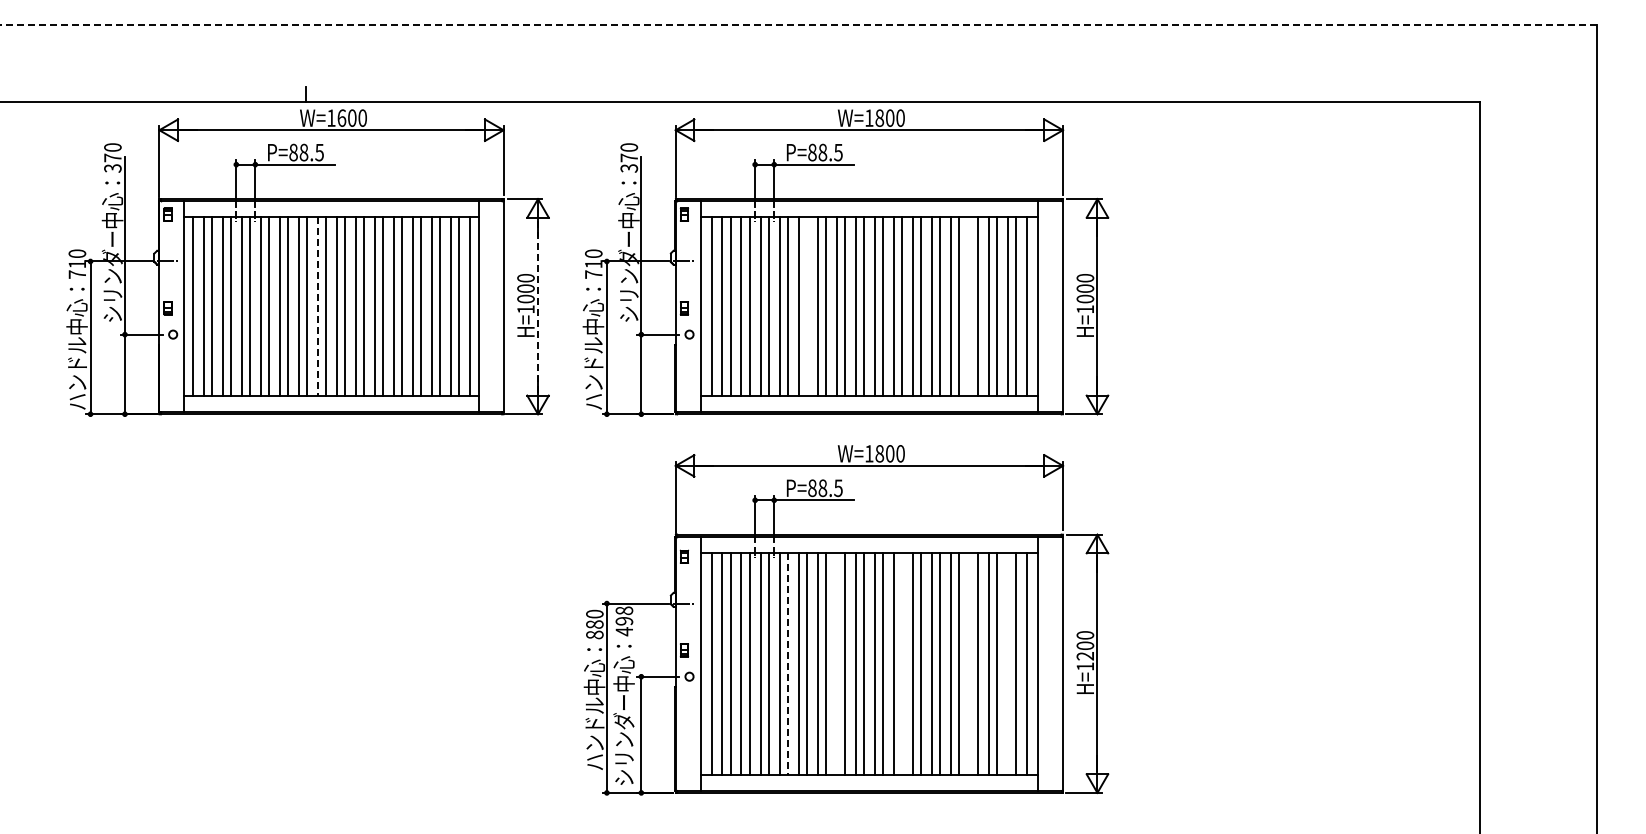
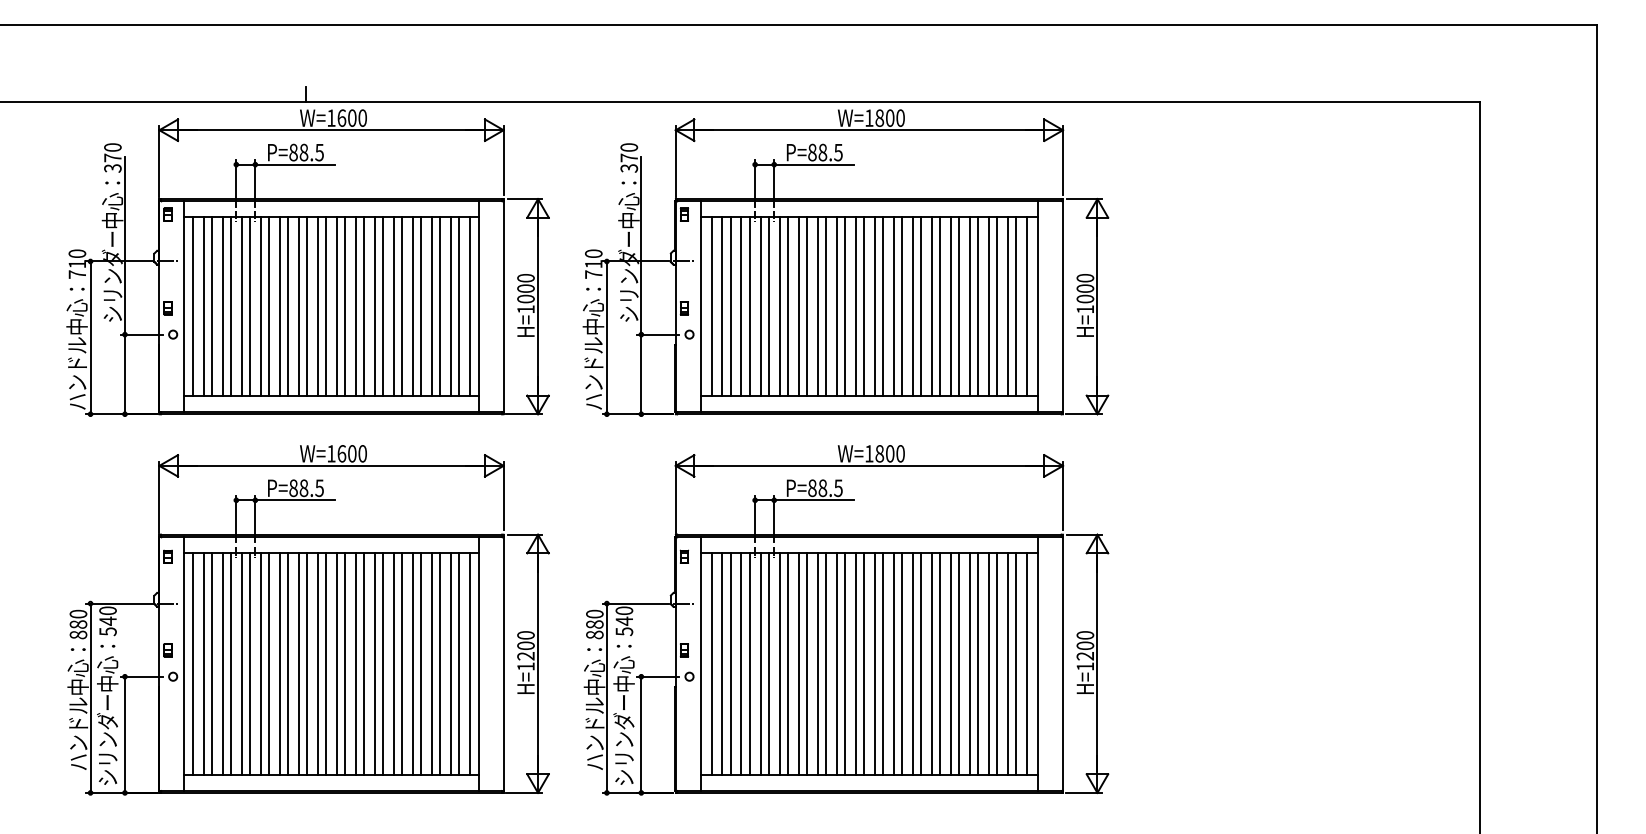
line: dashed -> solid (797, 24)
line: none -> present (806, 306)
line: none -> present (970, 306)
line: dashed -> solid (317, 307)
line: dashed -> solid (538, 307)
part: none -> present (308, 620)
text: 498 -> 540 (624, 621)
line: dashed -> solid (787, 663)
line: none -> present (836, 663)
line: none -> present (902, 663)
line: none -> present (970, 663)
line: none -> present (1008, 663)
